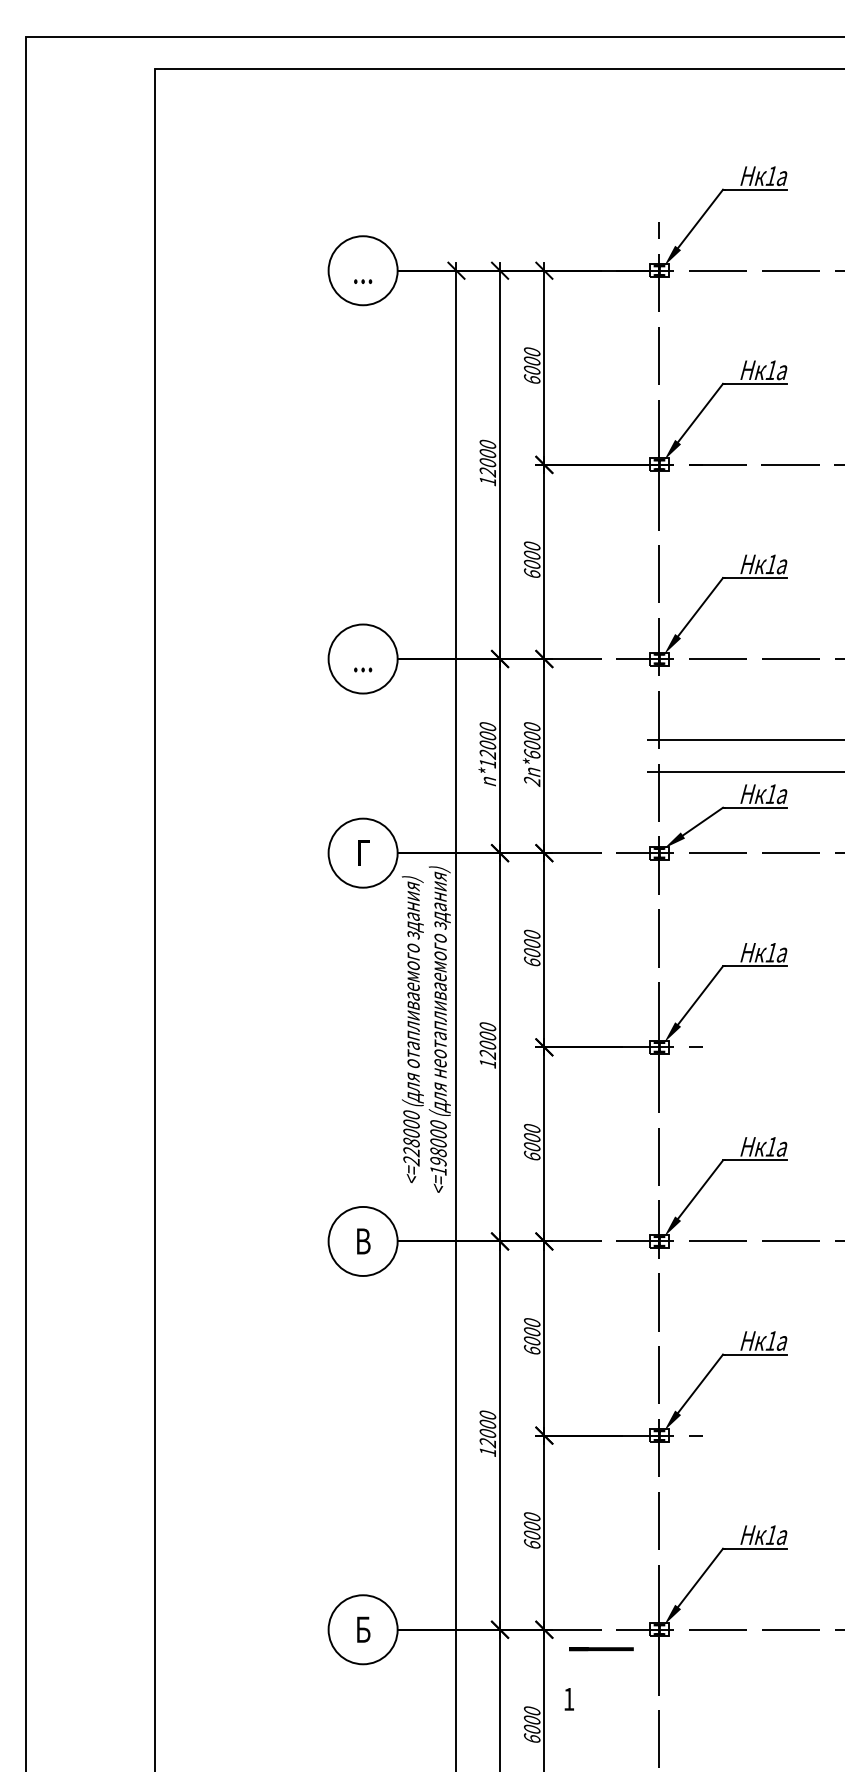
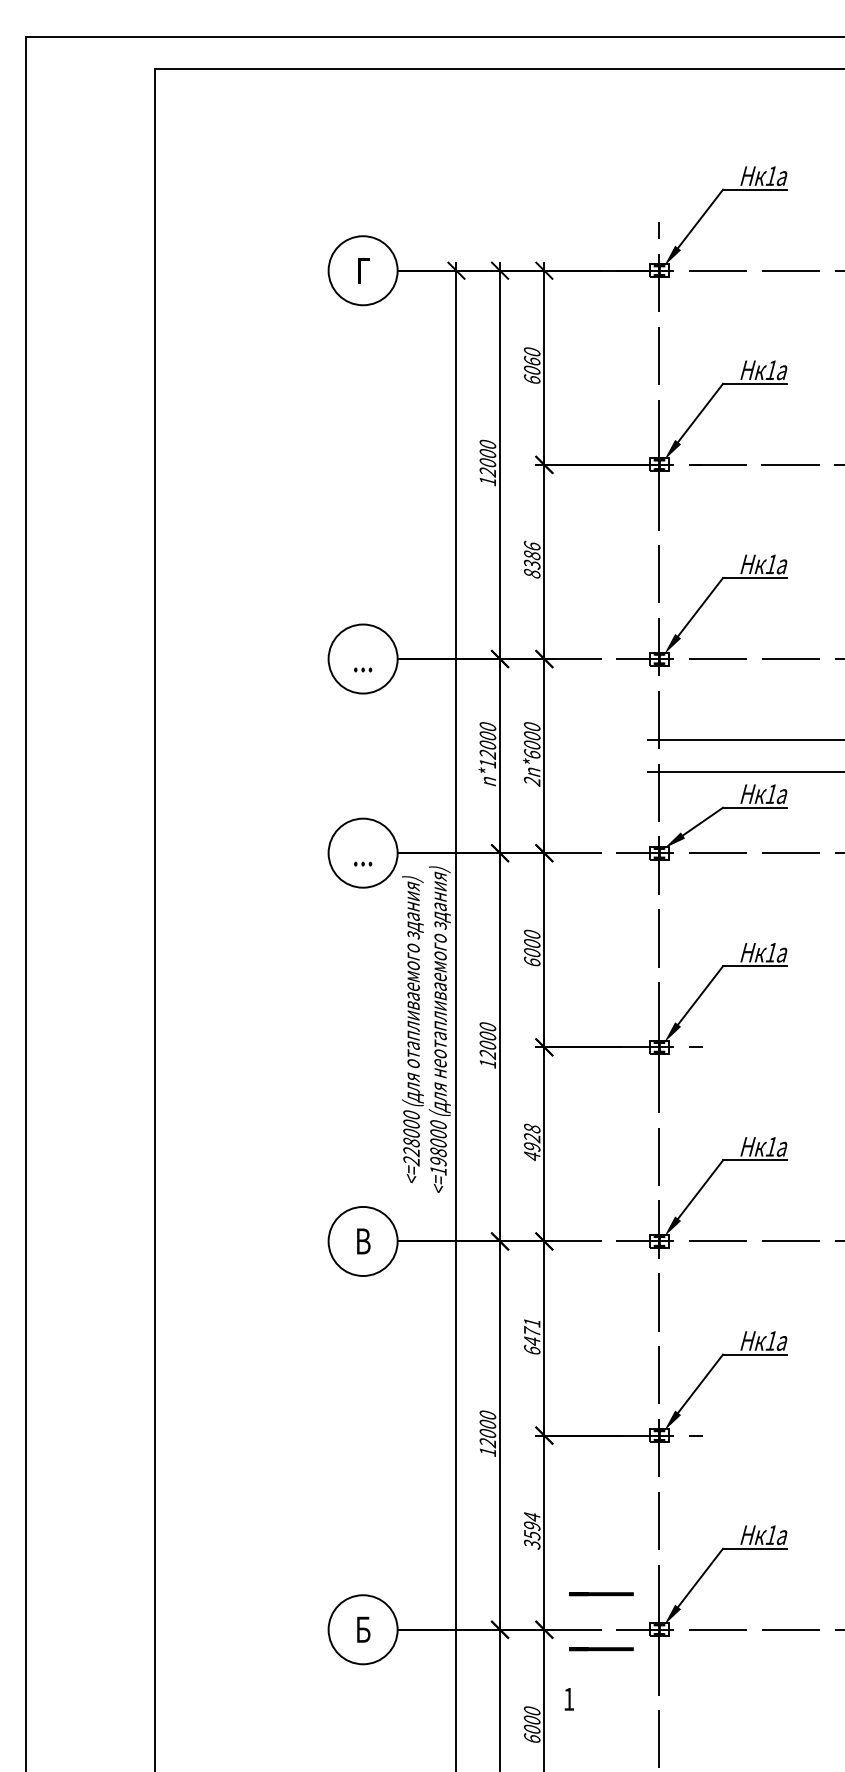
text: ... -> Г (363, 271)
text: 6000 -> 6060 (532, 360)
text: 6000 -> 8386 (532, 559)
text: Г -> ... (363, 853)
text: 6000 -> 4928 (532, 1142)
text: 6000 -> 6471 (531, 1331)
text: 6000 -> 3594 (531, 1530)
line: none -> present (601, 1594)
